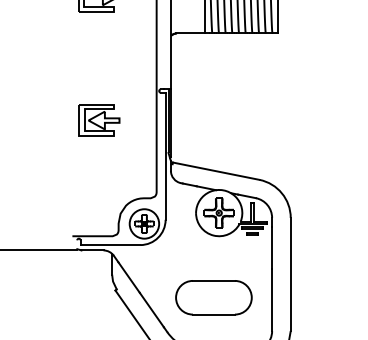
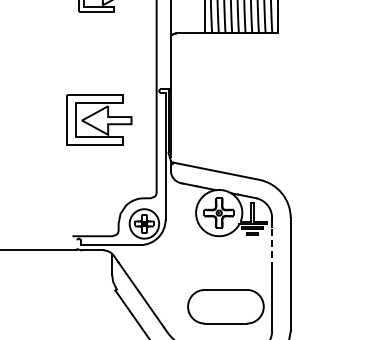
part size: 43x33 px -> 67x52 px (99, 119)
line: solid -> dashed (272, 247)
part position: (213, 297) -> (225, 306) (225, 306)
